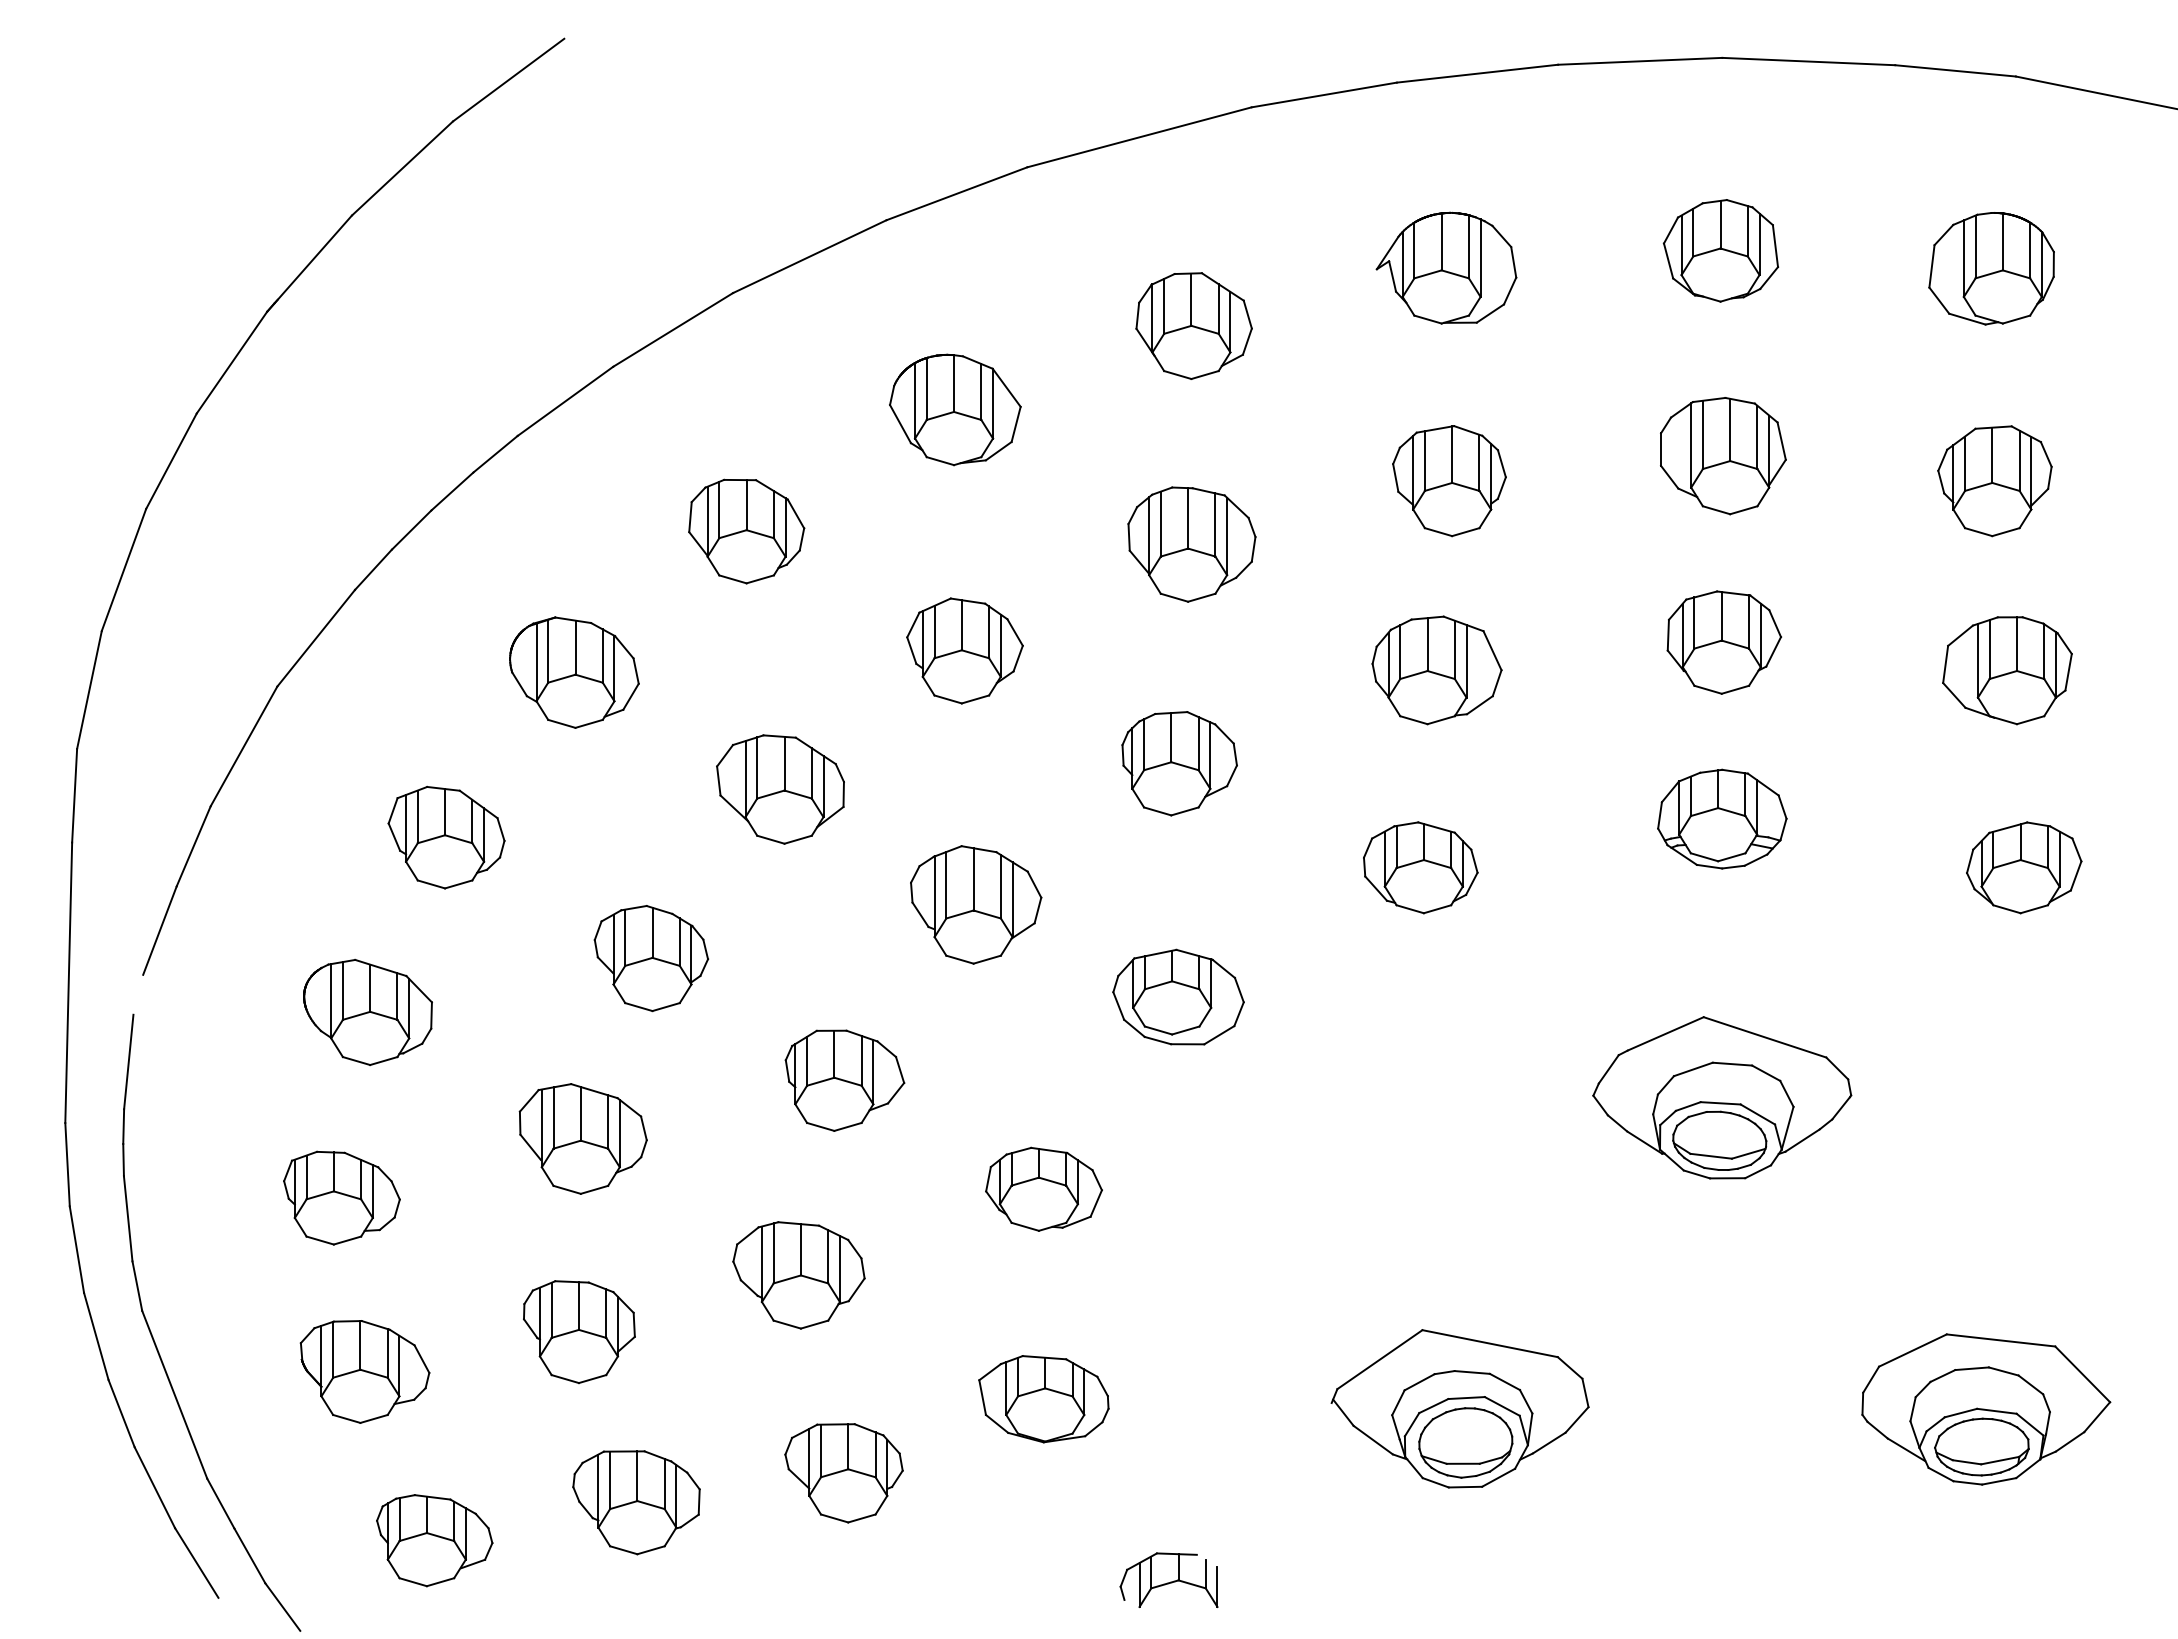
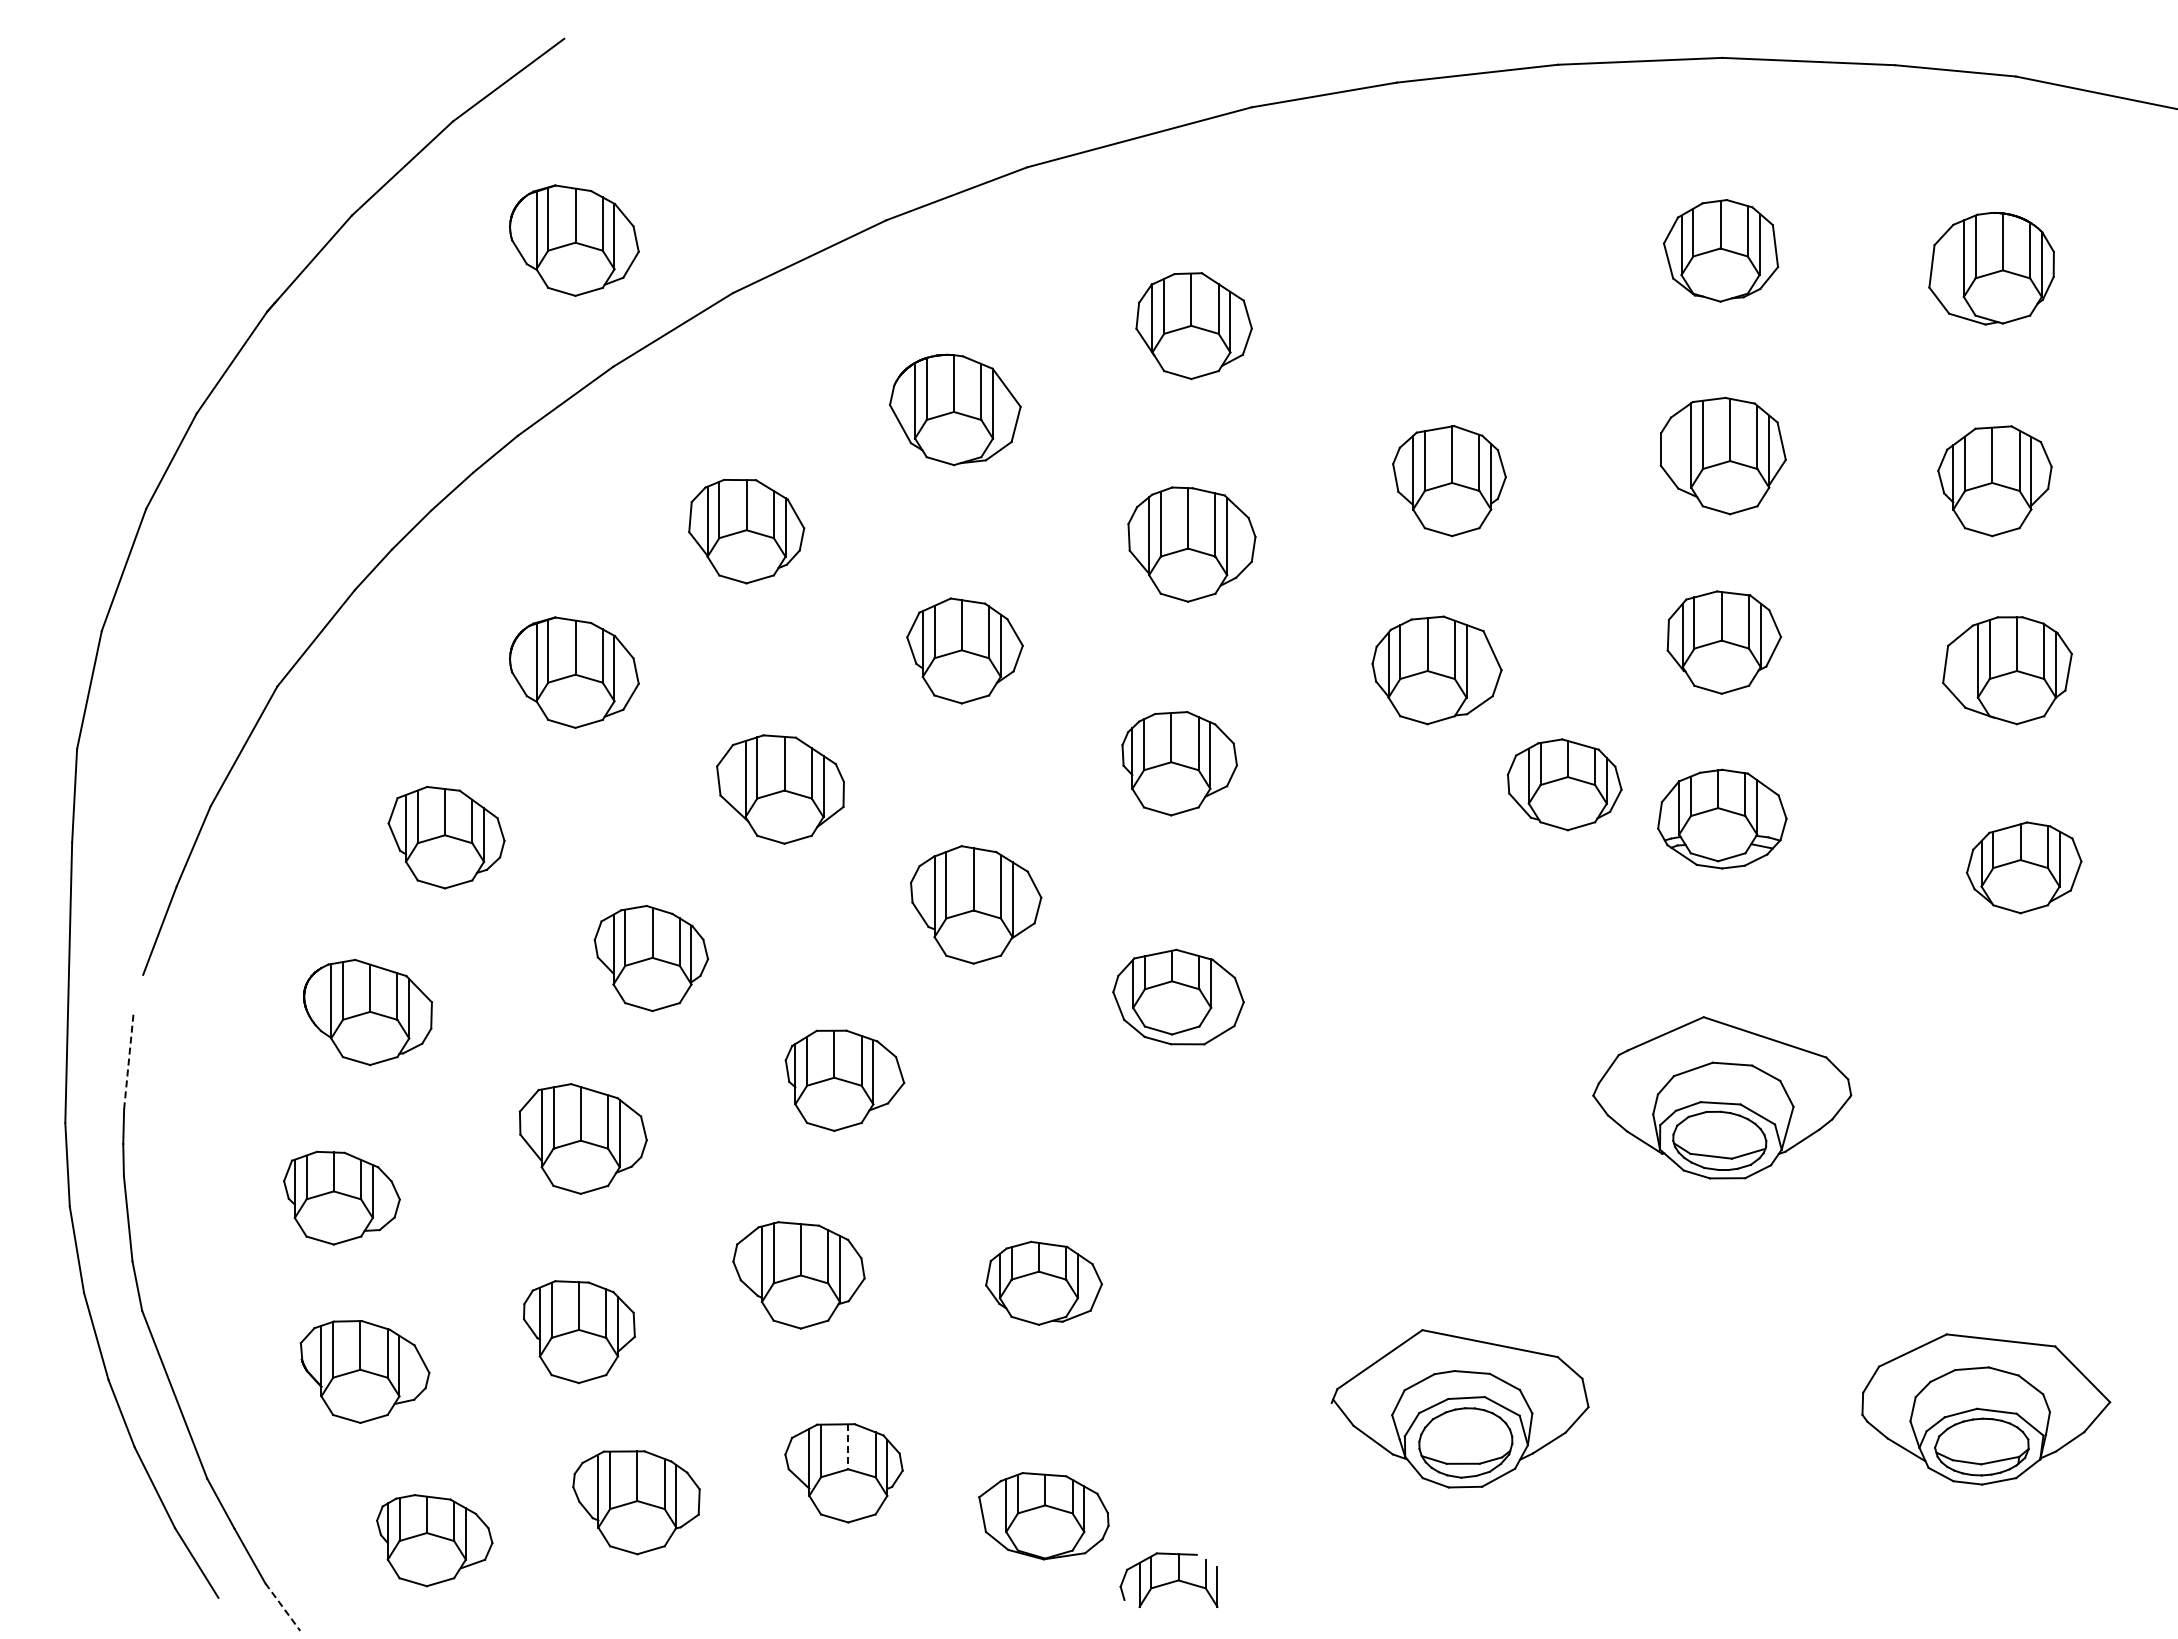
part: none -> present (574, 240)
part: present -> none (1446, 267)
part position: (1420, 867) -> (1564, 784) (1564, 784)
line: solid -> dashed (128, 1061)
part position: (1043, 1188) -> (1043, 1282) (1043, 1282)
part position: (1043, 1399) -> (1043, 1516) (1043, 1516)
line: solid -> dashed (848, 1447)
line: solid -> dashed (282, 1607)
